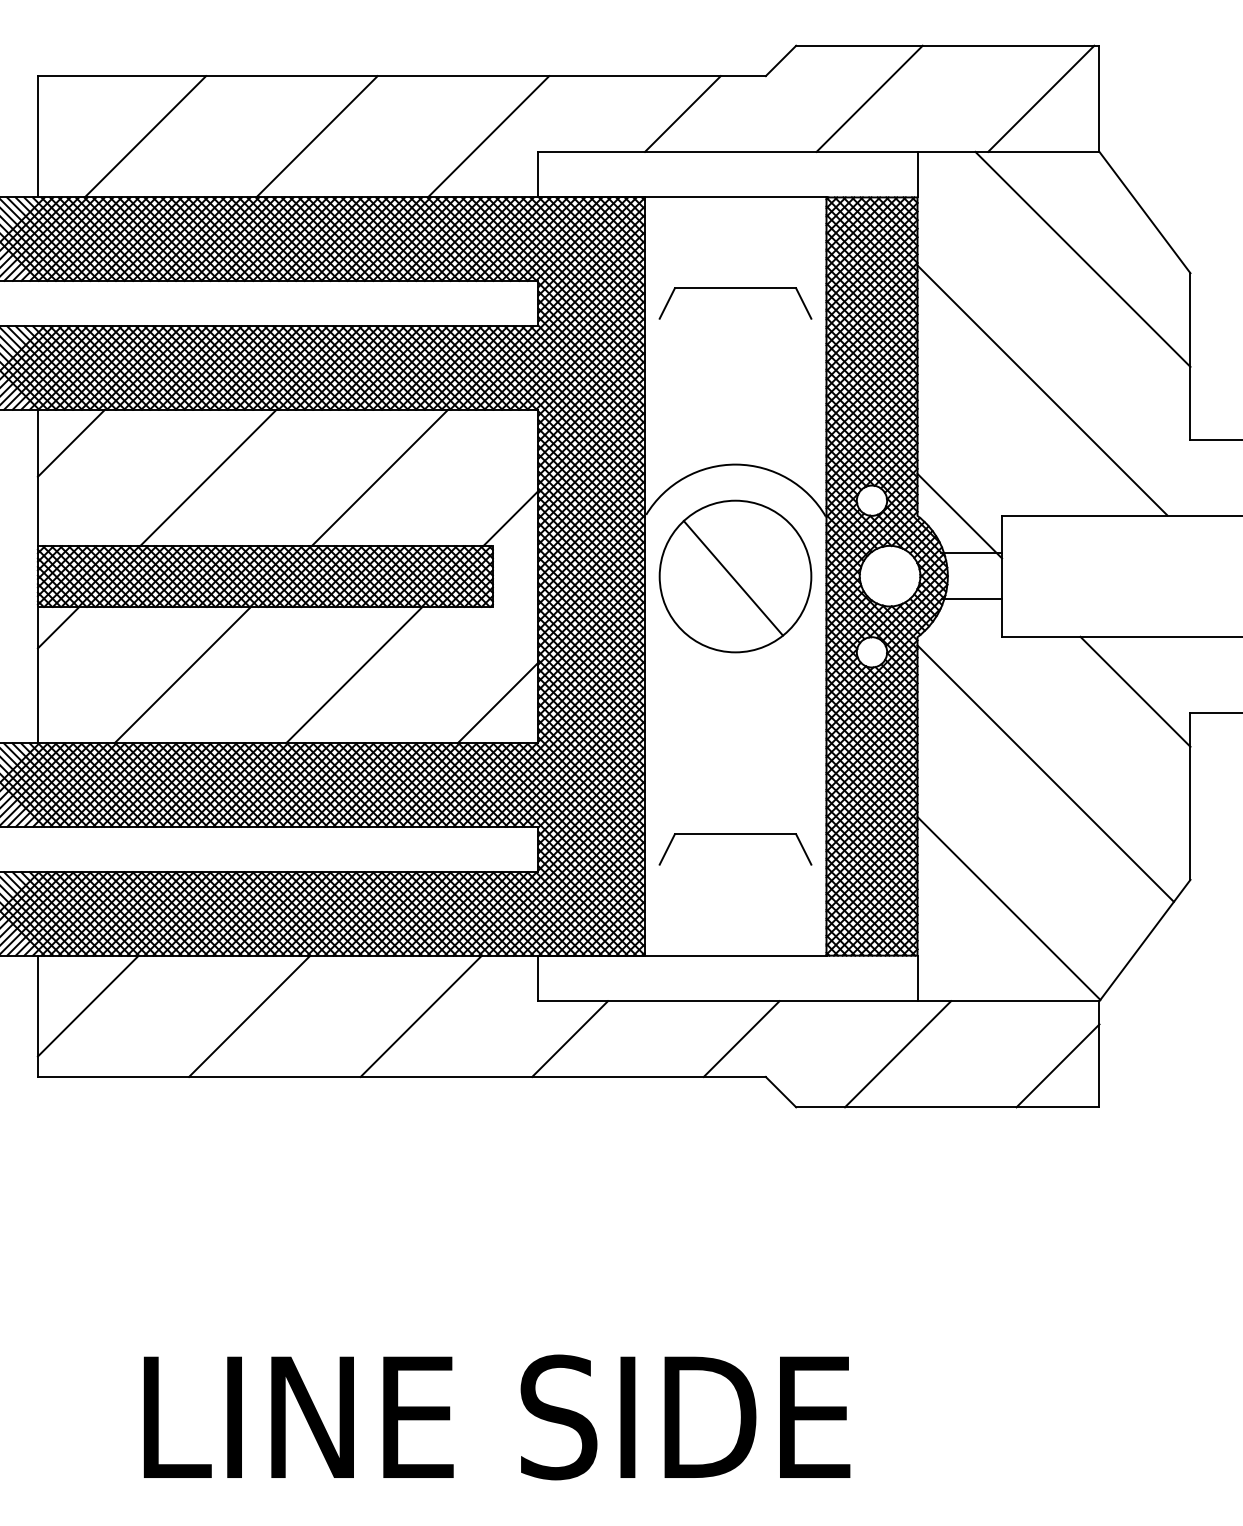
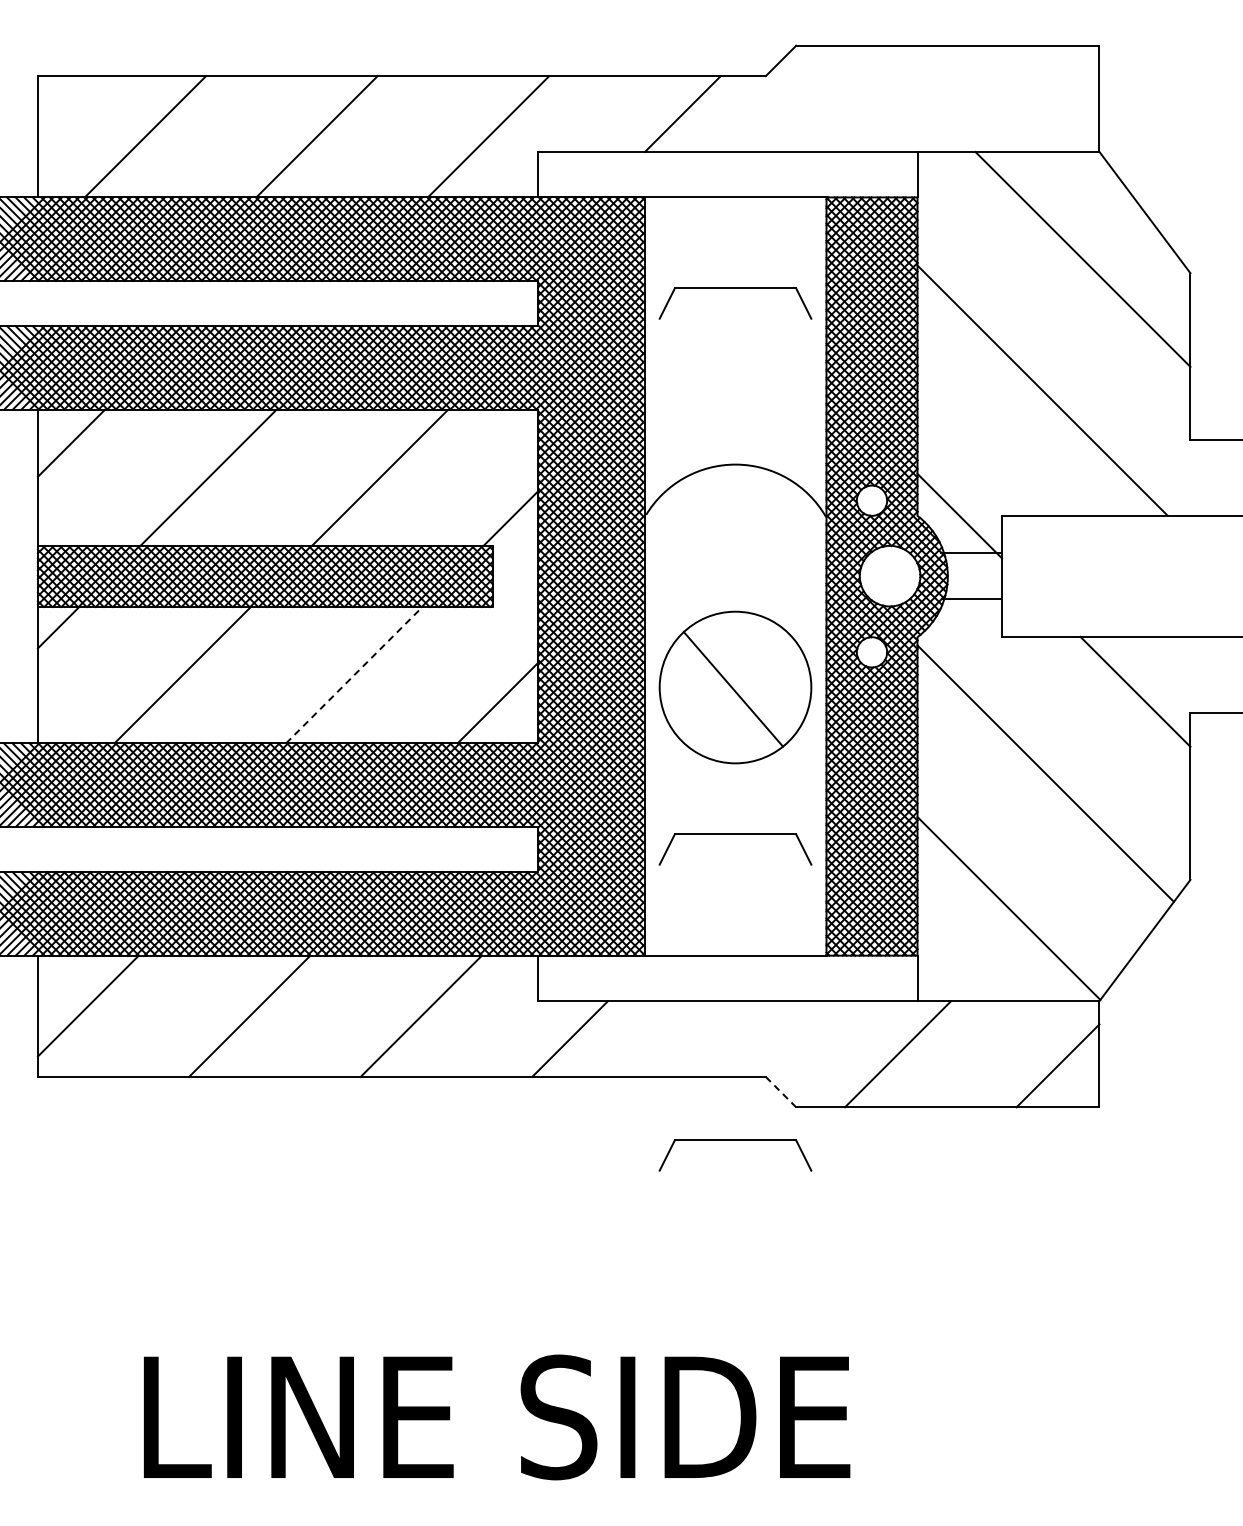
line: present -> none (869, 98)
line: present -> none (1041, 98)
part position: (735, 576) -> (735, 687) (735, 687)
line: solid -> dashed (354, 675)
line: present -> none (741, 1038)
line: solid -> dashed (781, 1092)
part: none -> present (735, 1140)
